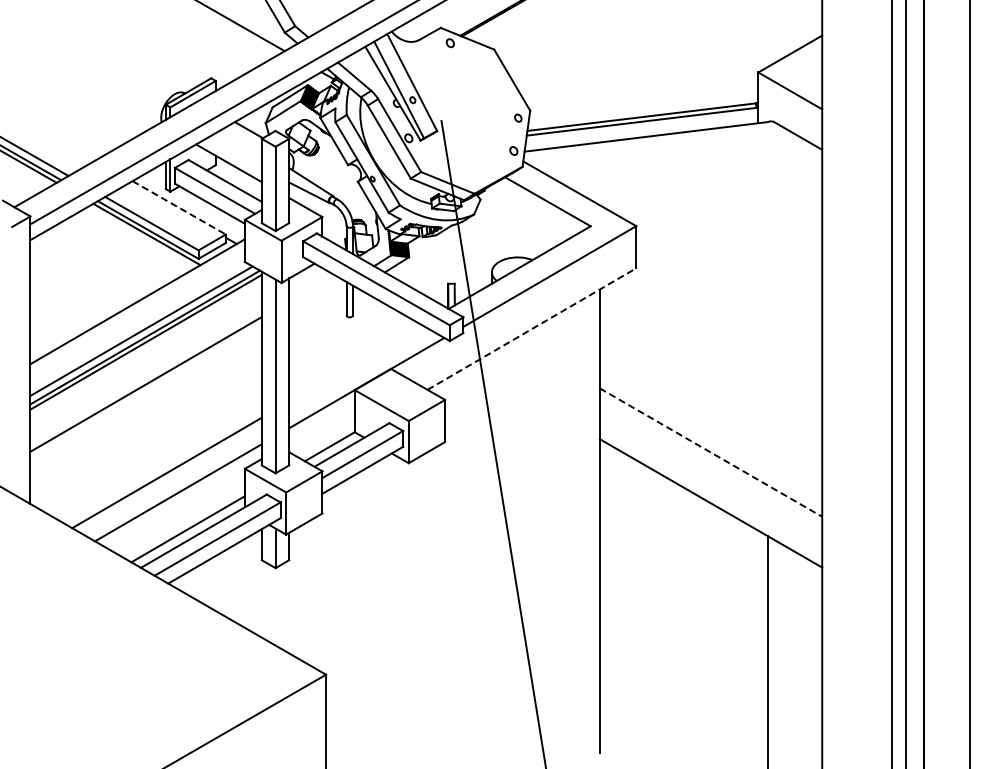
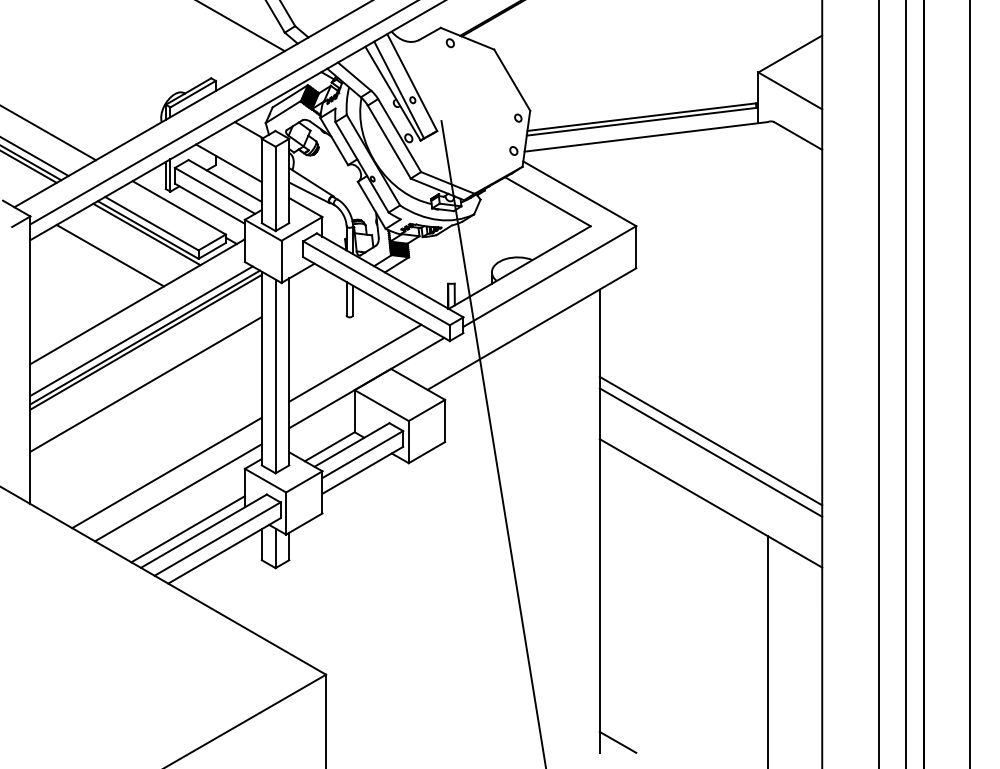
line: none -> present (48, 133)
line: dashed -> solid (179, 207)
line: none -> present (110, 255)
line: dashed -> solid (531, 329)
line: none -> present (355, 362)
line position: (891, 383) -> (878, 383) (878, 383)
line: none -> present (710, 440)
line: dashed -> solid (711, 452)
line: none -> present (617, 741)
